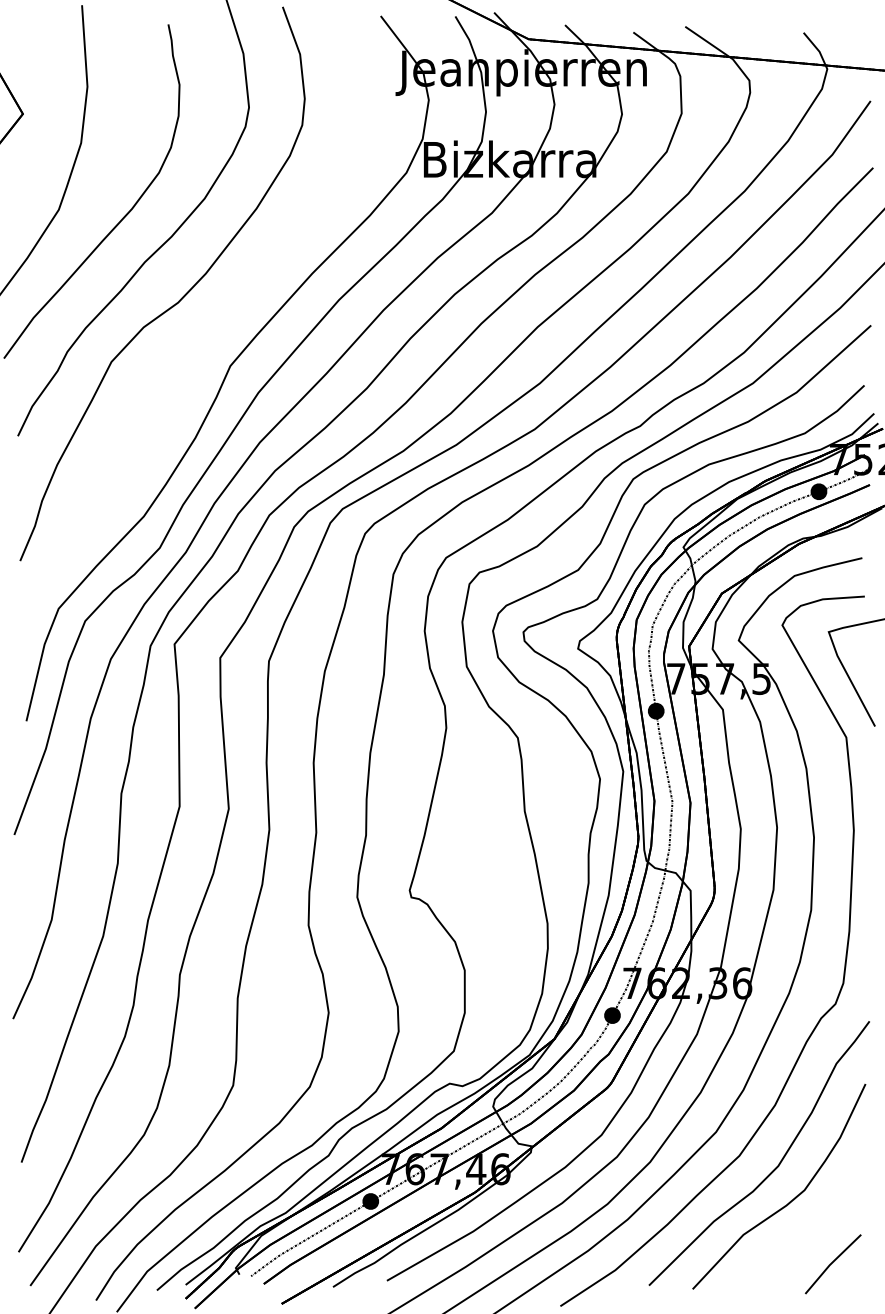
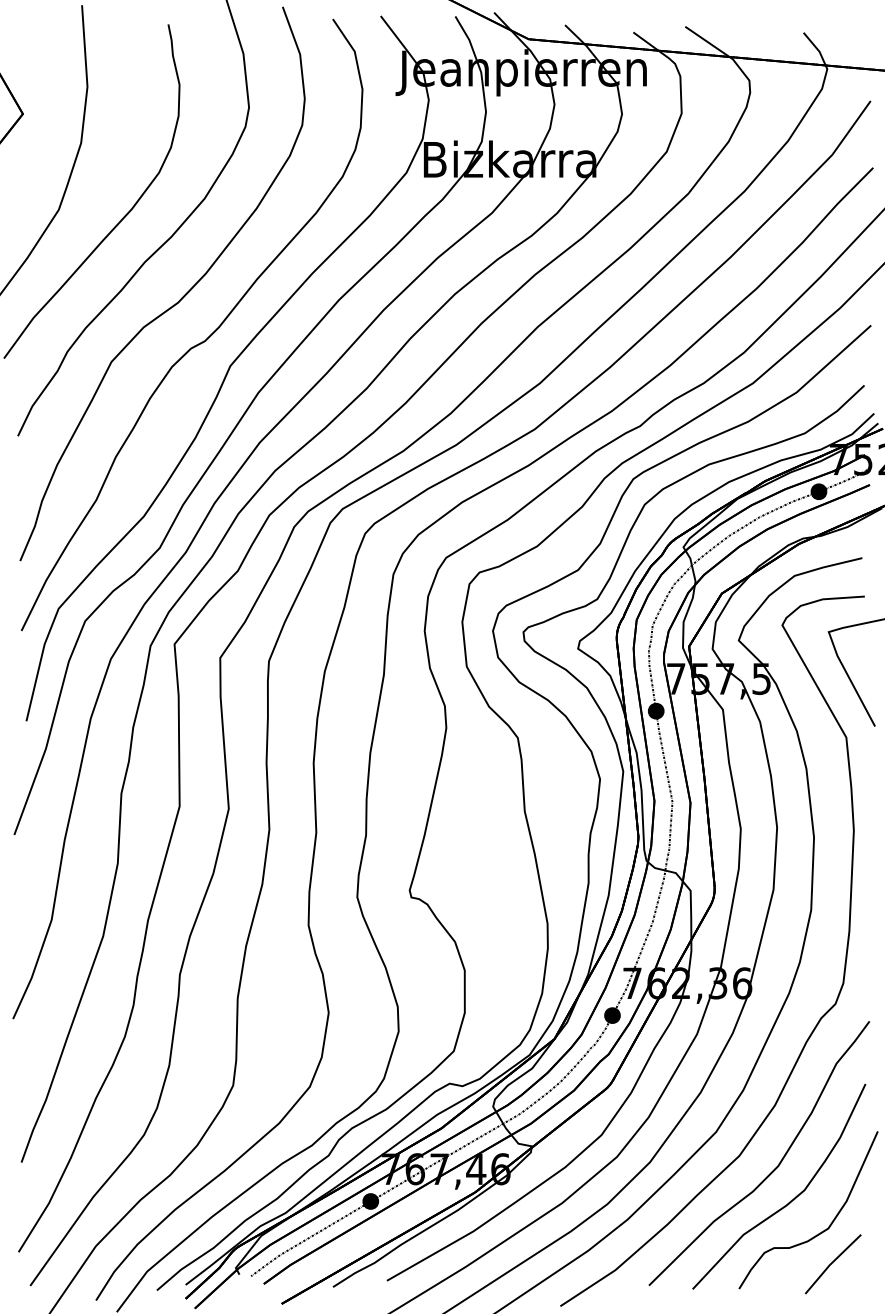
curve: none -> present (203, 340)
curve: none -> present (821, 1231)
